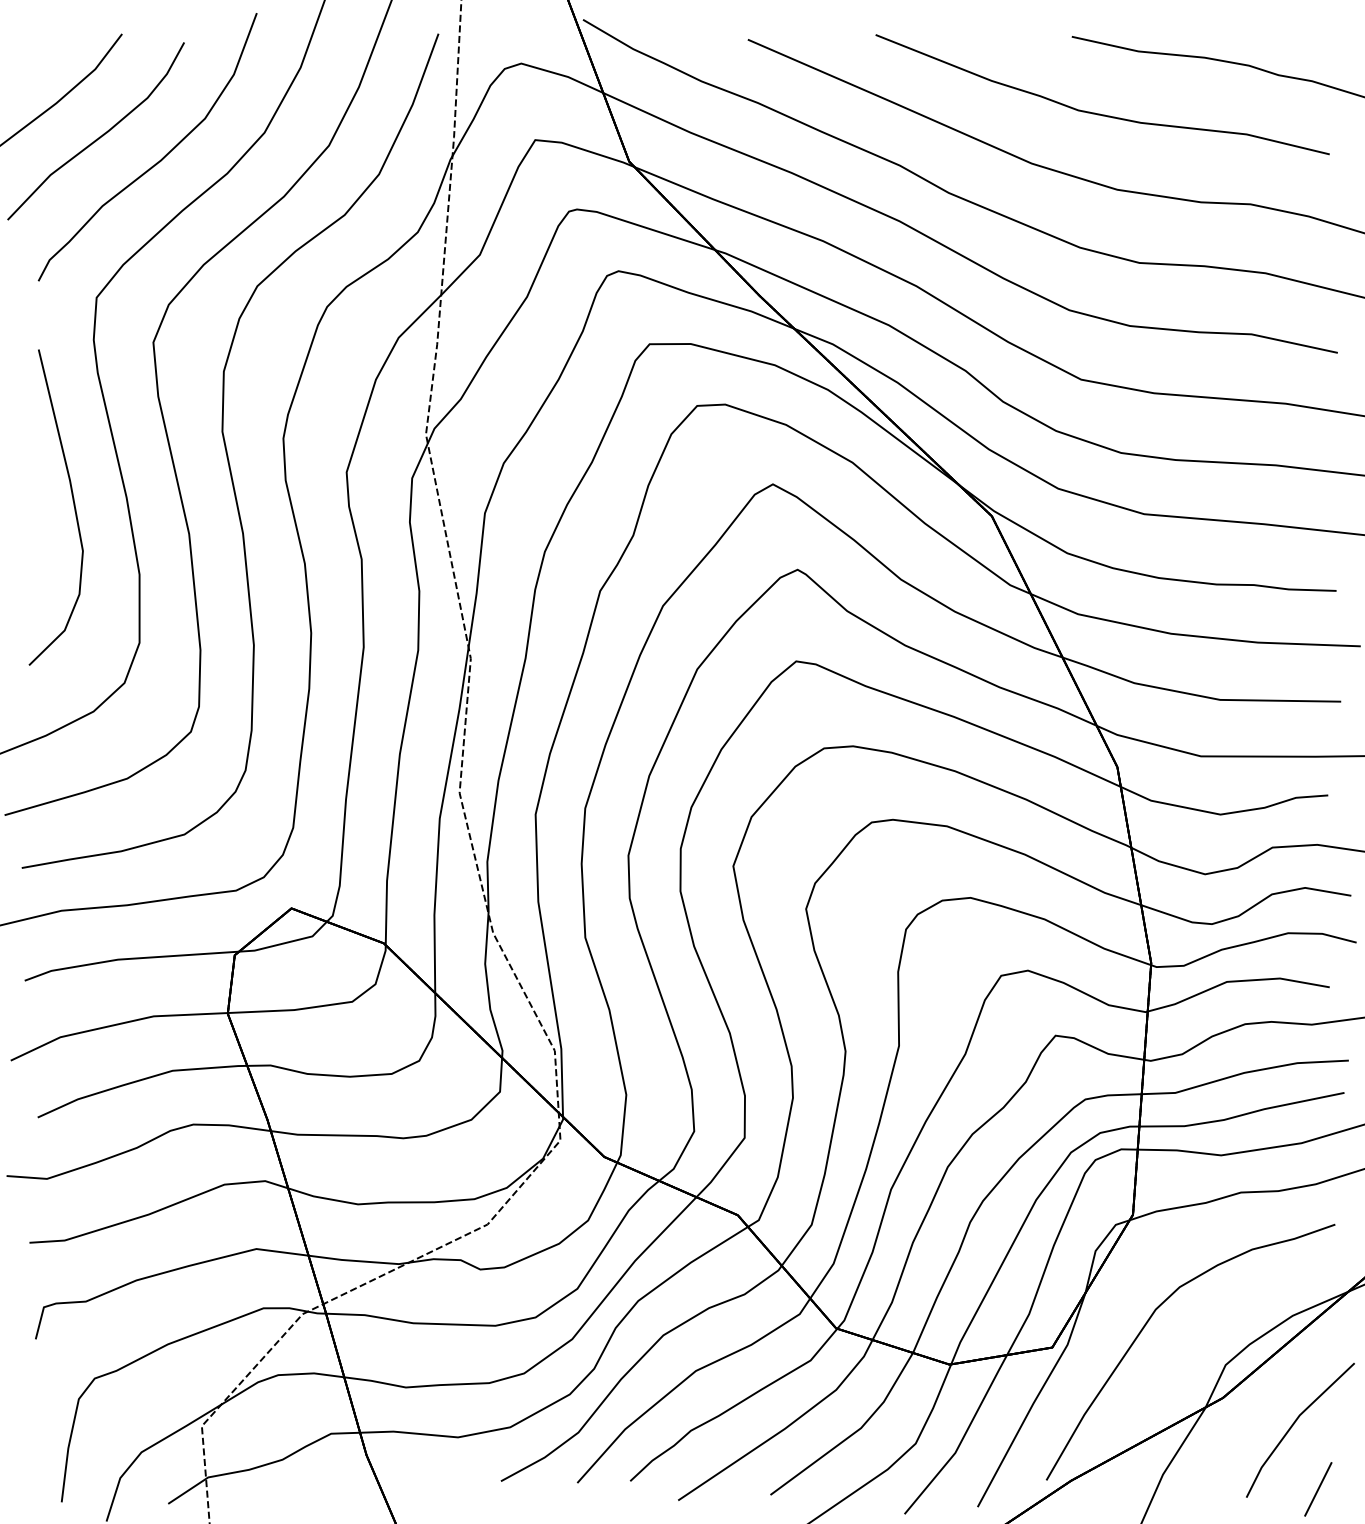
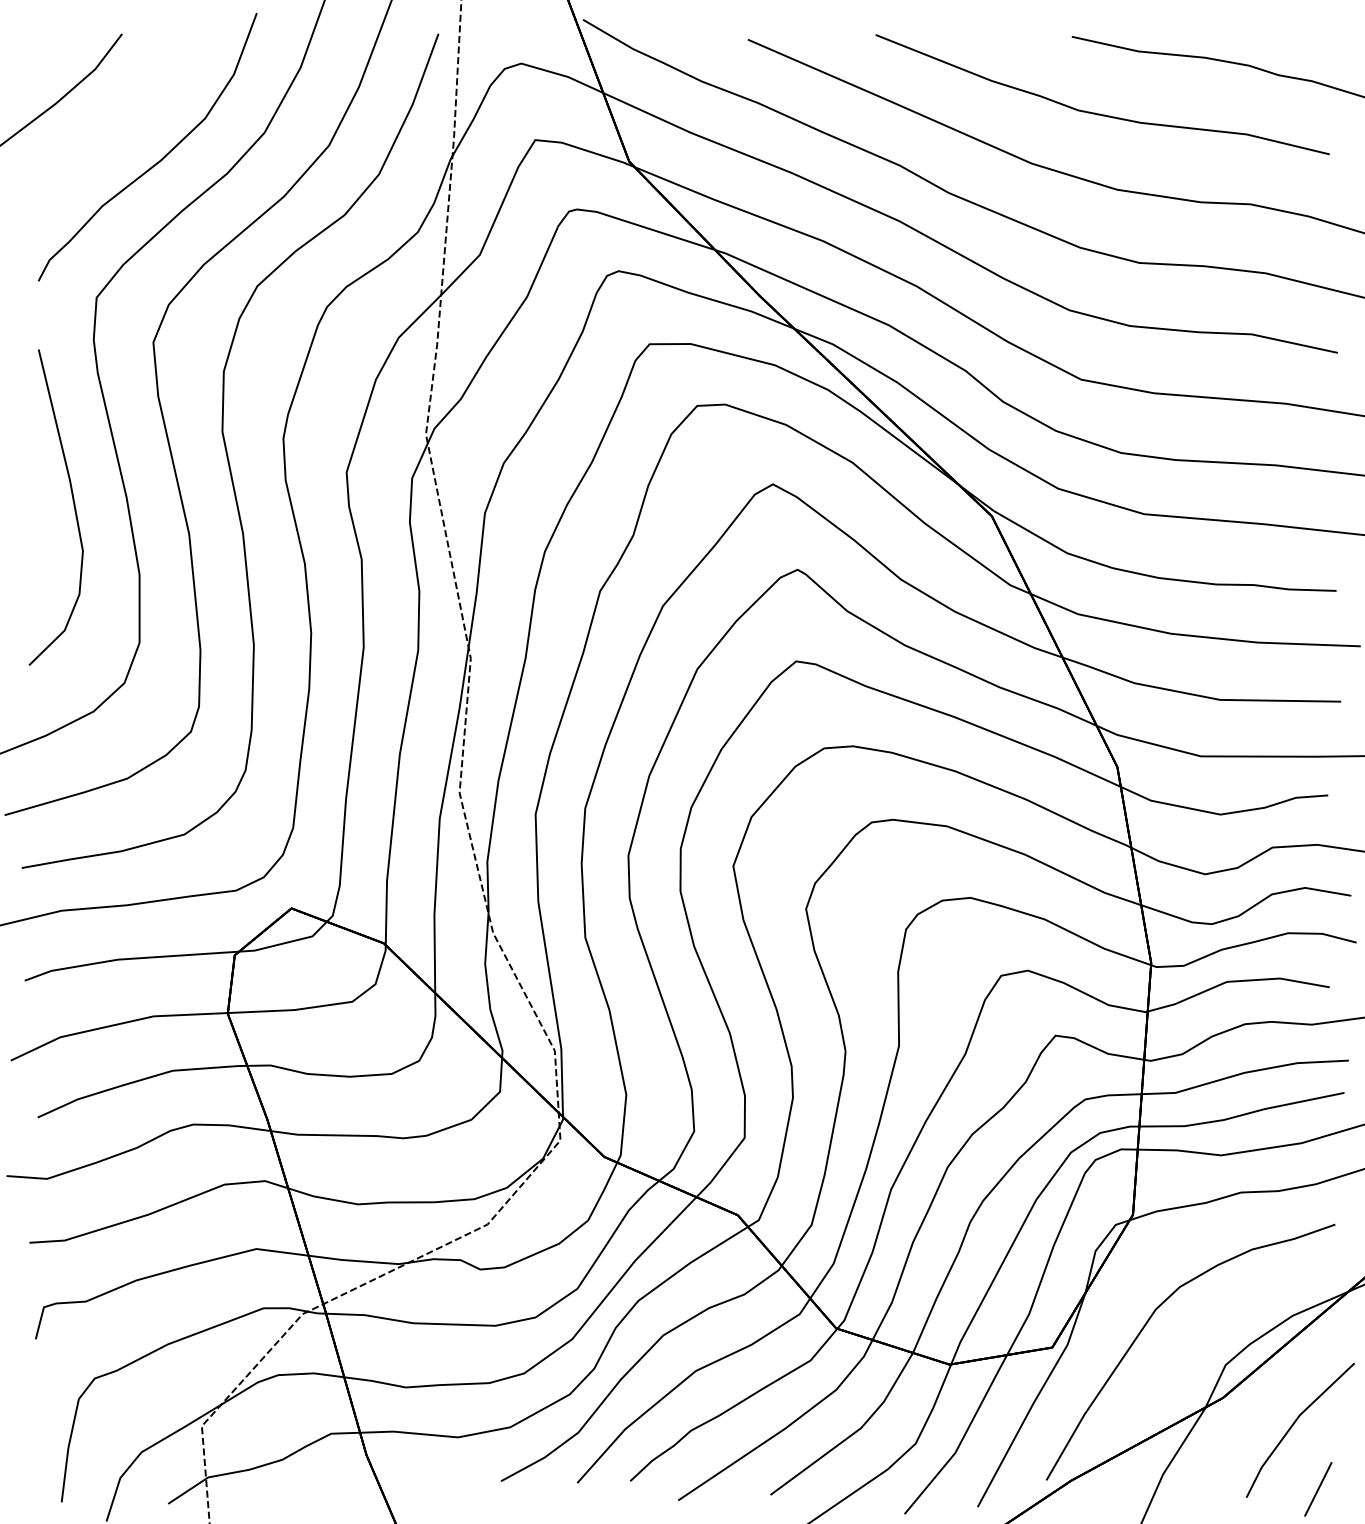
curve: present -> none (99, 136)
